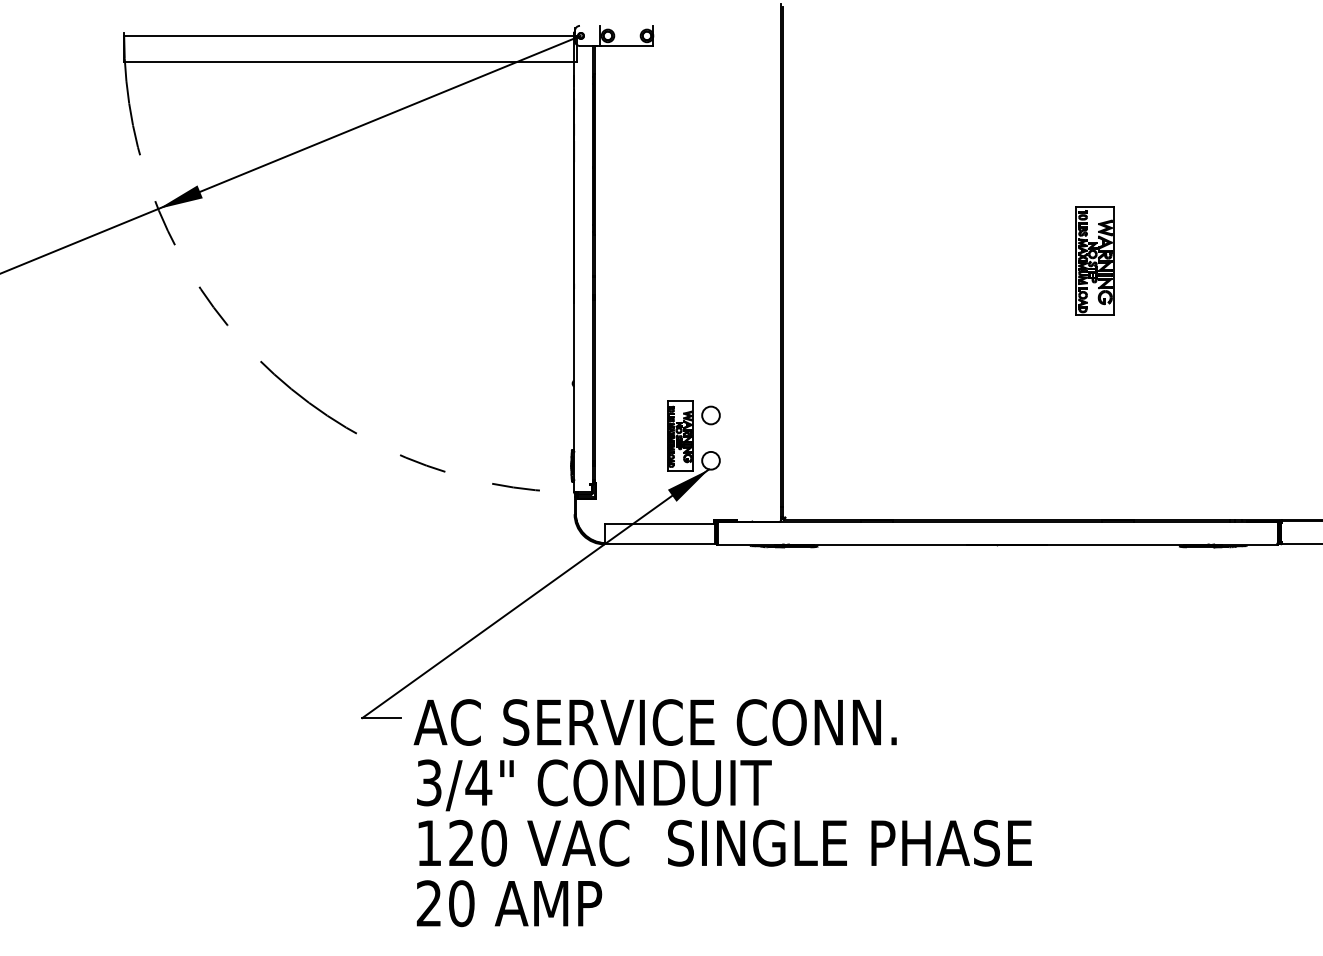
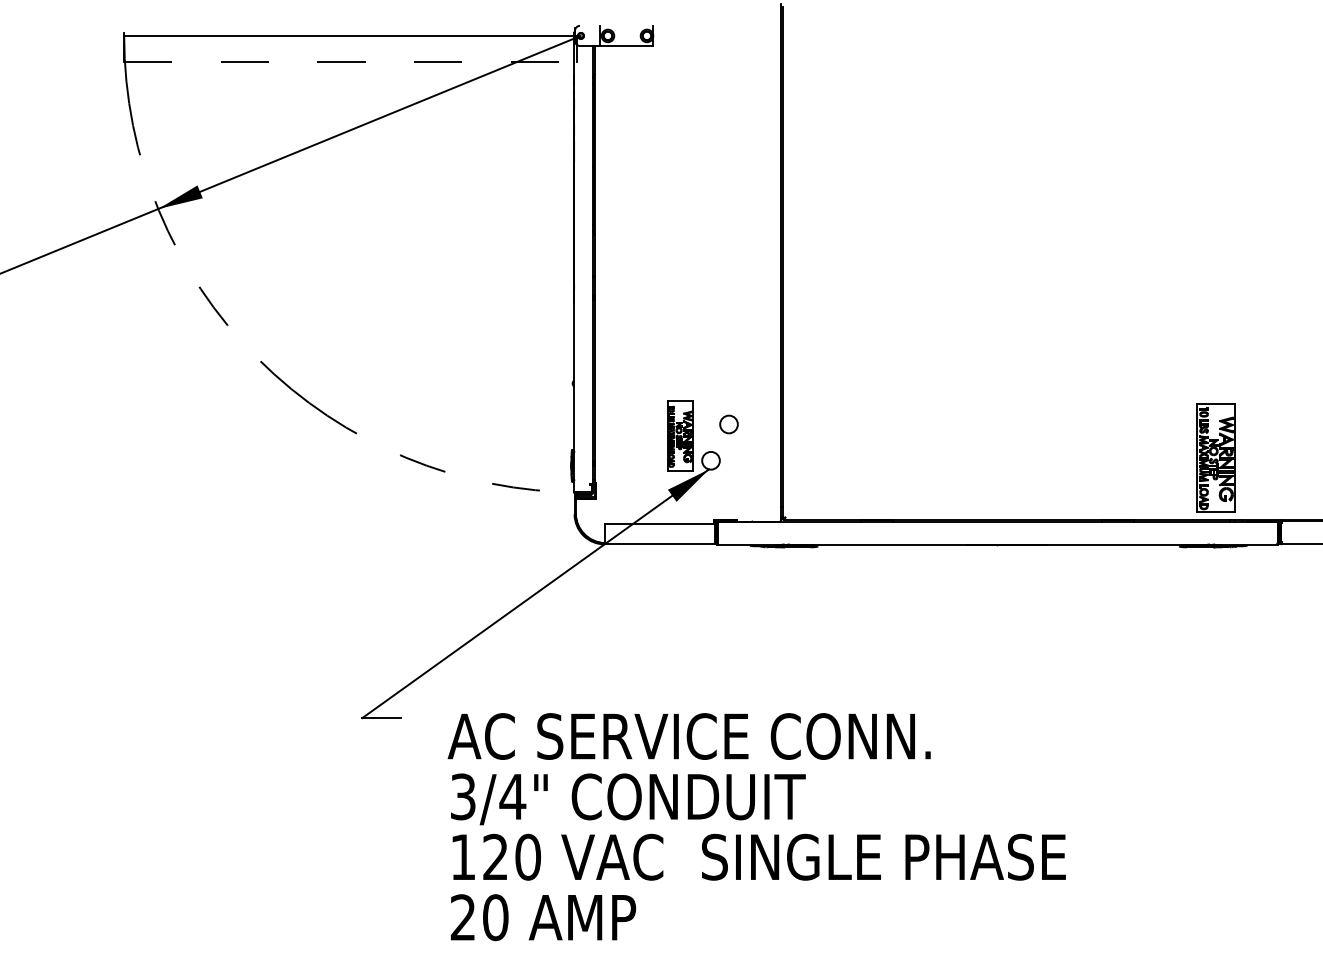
line: solid -> dashed (350, 62)
part position: (1094, 260) -> (1215, 457) (1215, 457)
circle position: (710, 415) -> (728, 424) (728, 424)
text position: (722, 813) -> (756, 827) (756, 827)
